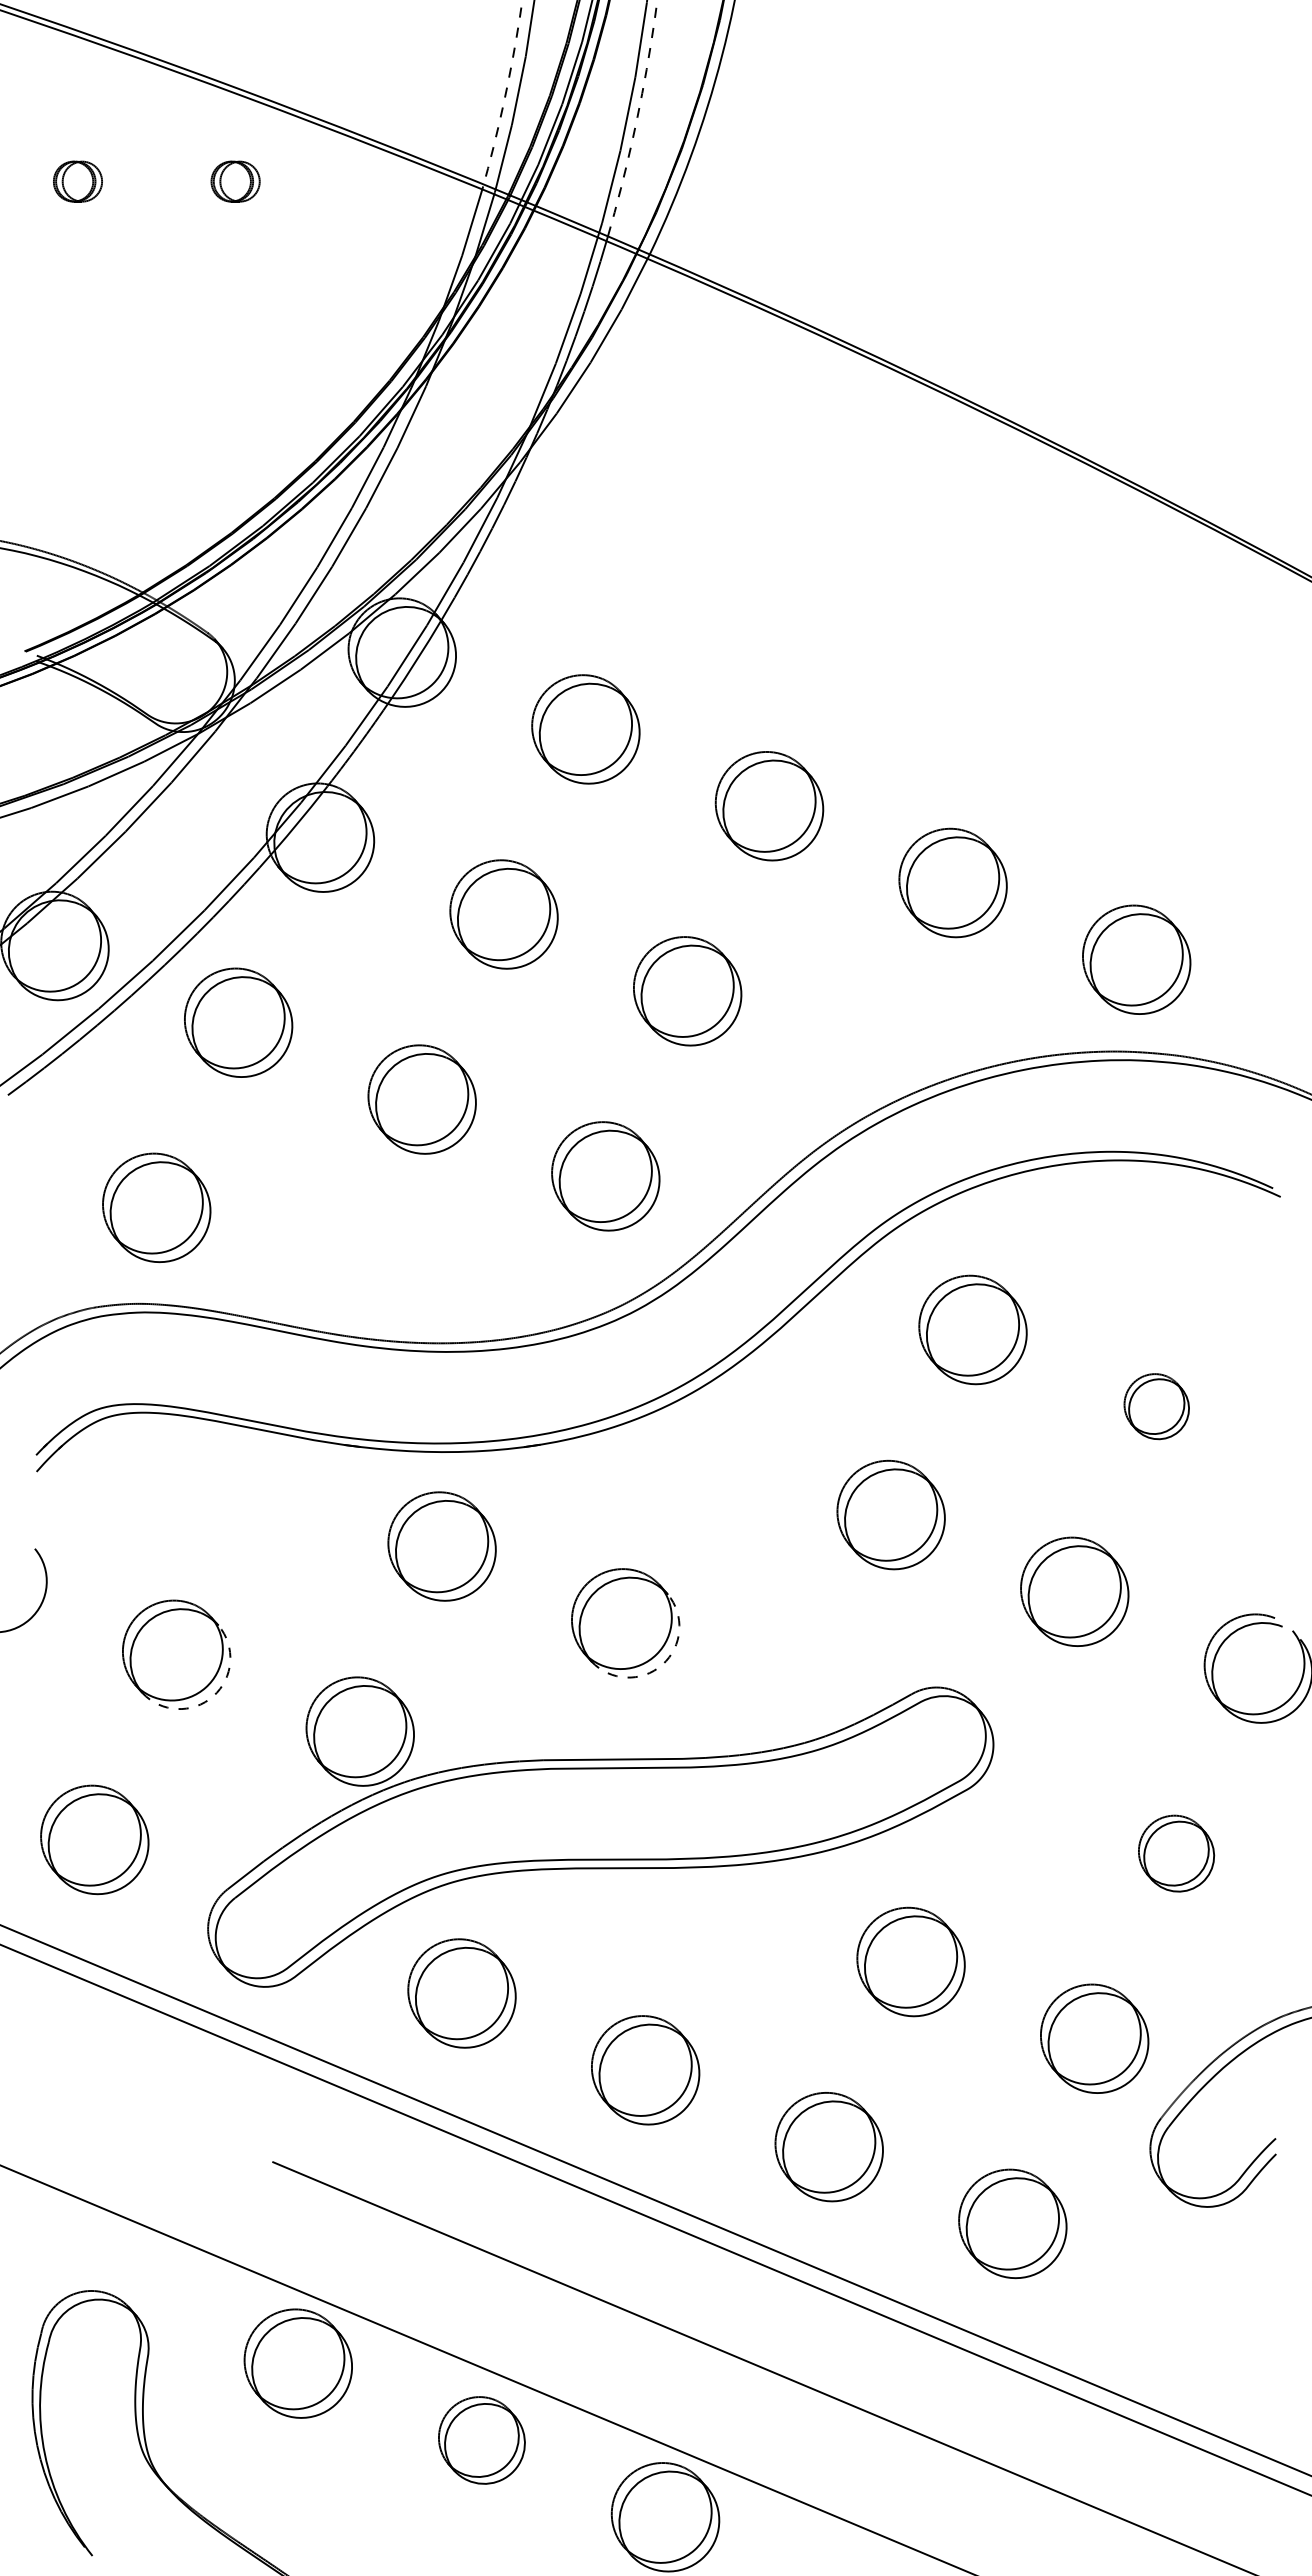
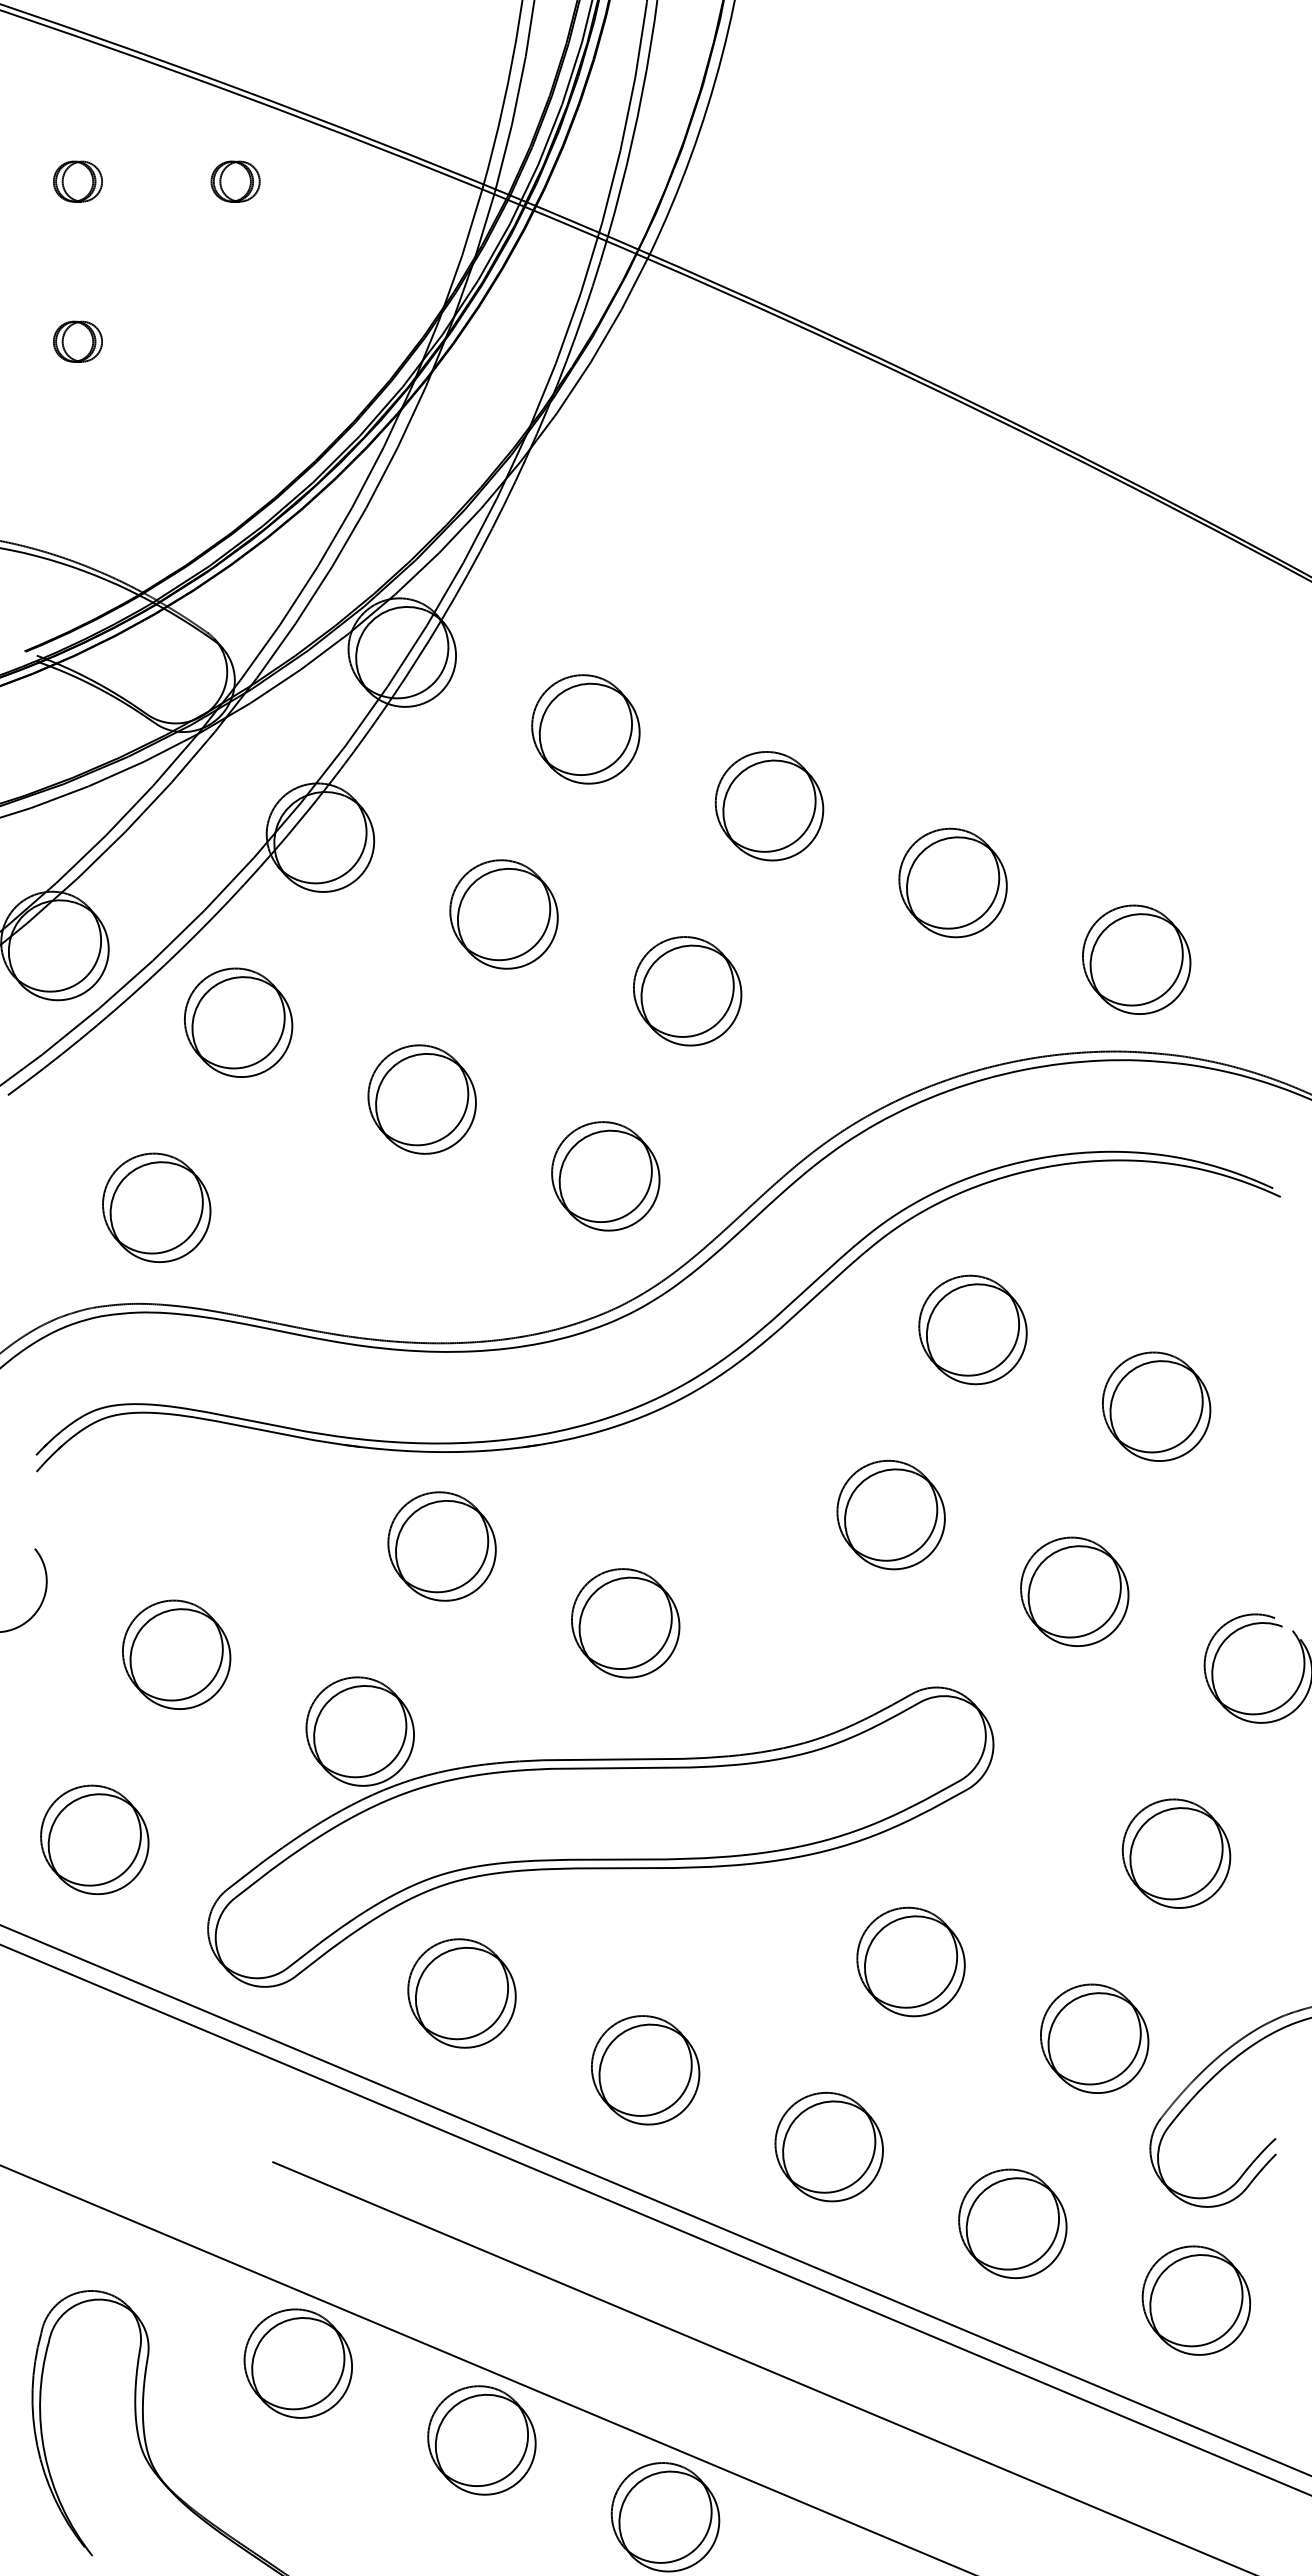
arc: dashed -> solid (505, 96)
arc: dashed -> solid (636, 120)
part: none -> present (77, 341)
part size: 67x68 px -> 110x111 px (1156, 1406)
arc: dashed -> solid (662, 1664)
arc: dashed -> solid (213, 1696)
part size: 78x79 px -> 111x111 px (1176, 1853)
part: none -> present (1196, 2300)
part size: 88x89 px -> 110x111 px (481, 2440)
